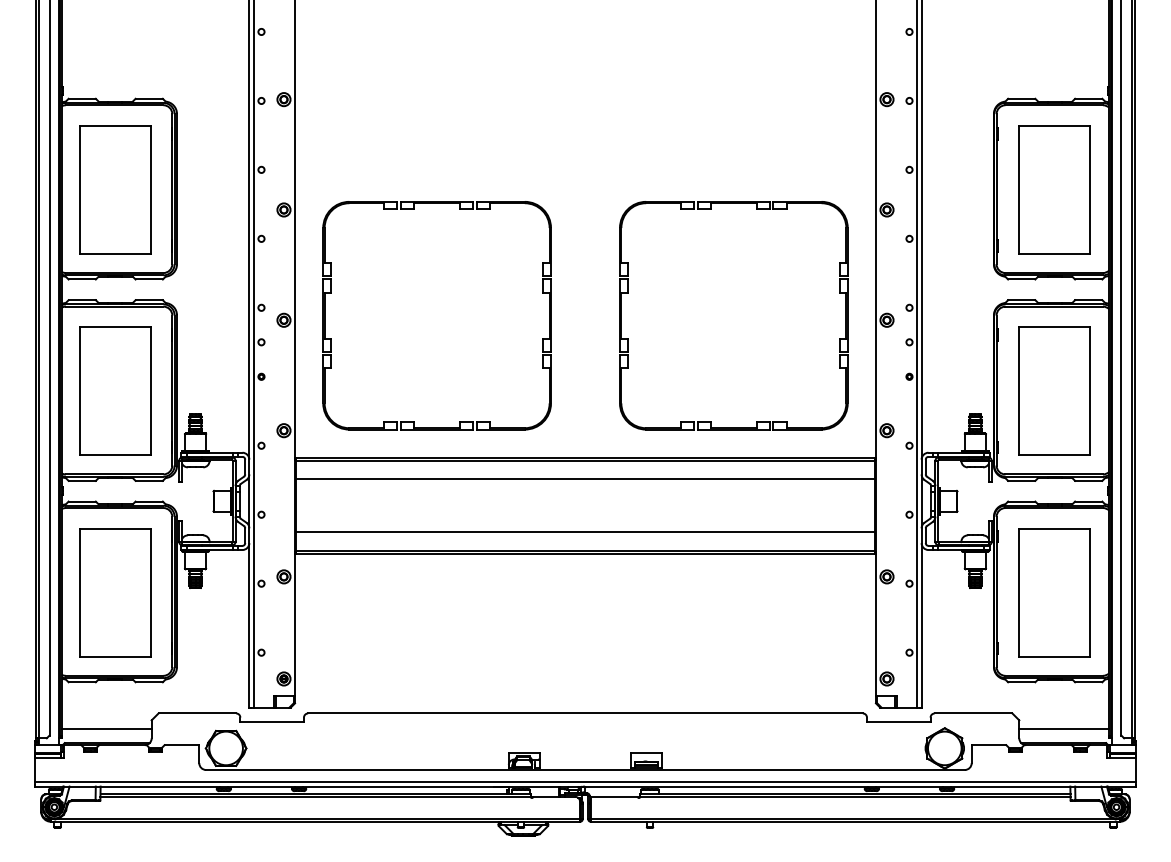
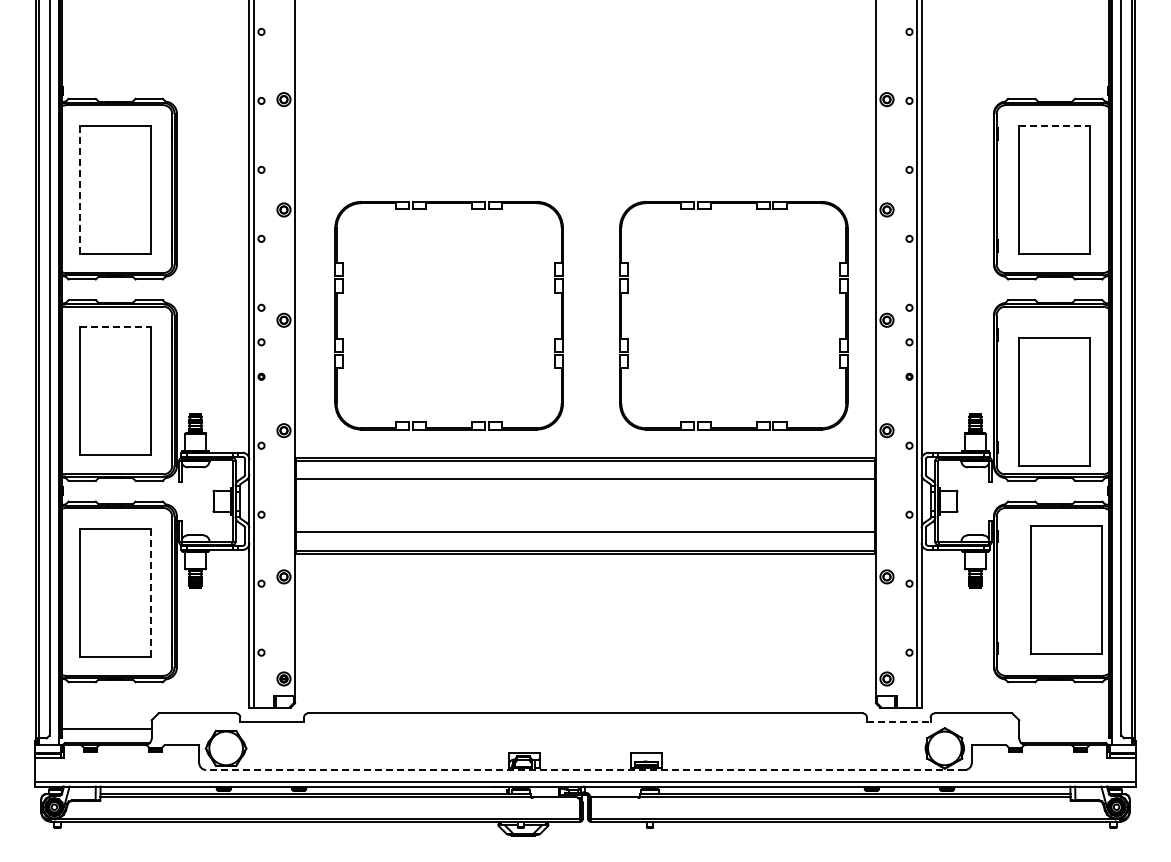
line: solid -> dashed (1055, 125)
line: solid -> dashed (79, 189)
part position: (331, 293) -> (343, 293) (343, 293)
line: solid -> dashed (115, 327)
part position: (1054, 390) -> (1054, 401) (1054, 401)
part position: (1054, 592) -> (1066, 589) (1066, 589)
line: solid -> dashed (150, 593)
line: solid -> dashed (898, 722)
line: present -> none (1064, 729)
line: solid -> dashed (585, 770)
